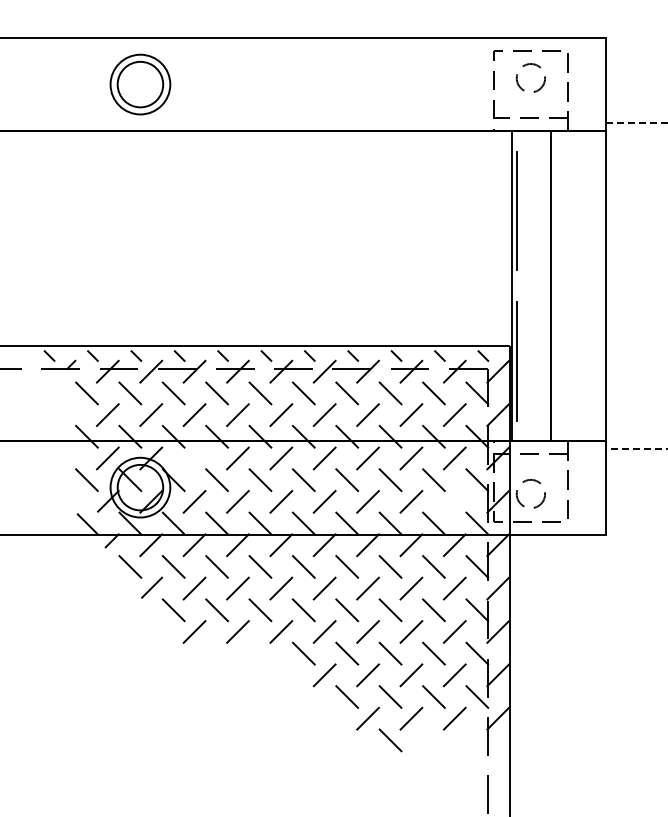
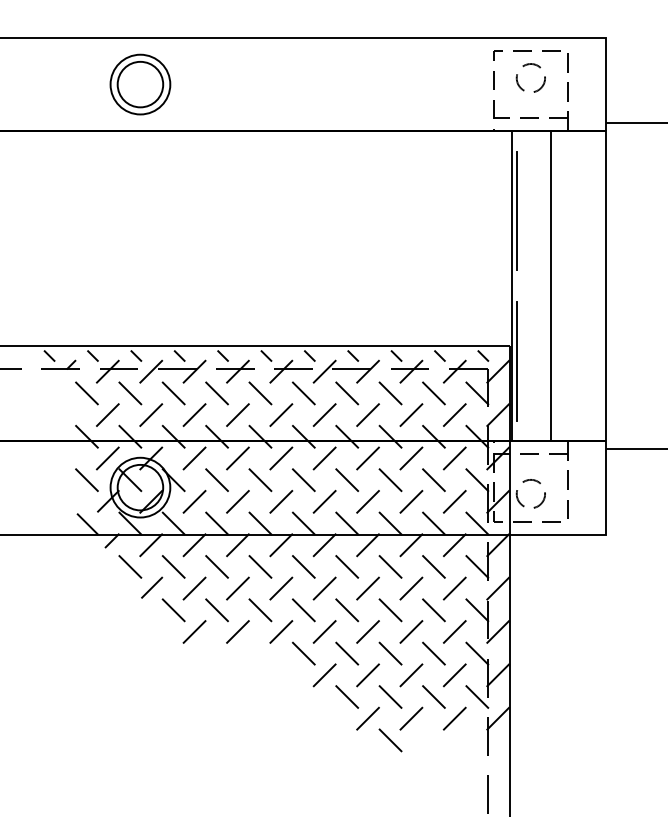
line: dashed -> solid (667, 449)
line: none -> present (194, 458)
line: none -> present (454, 501)
